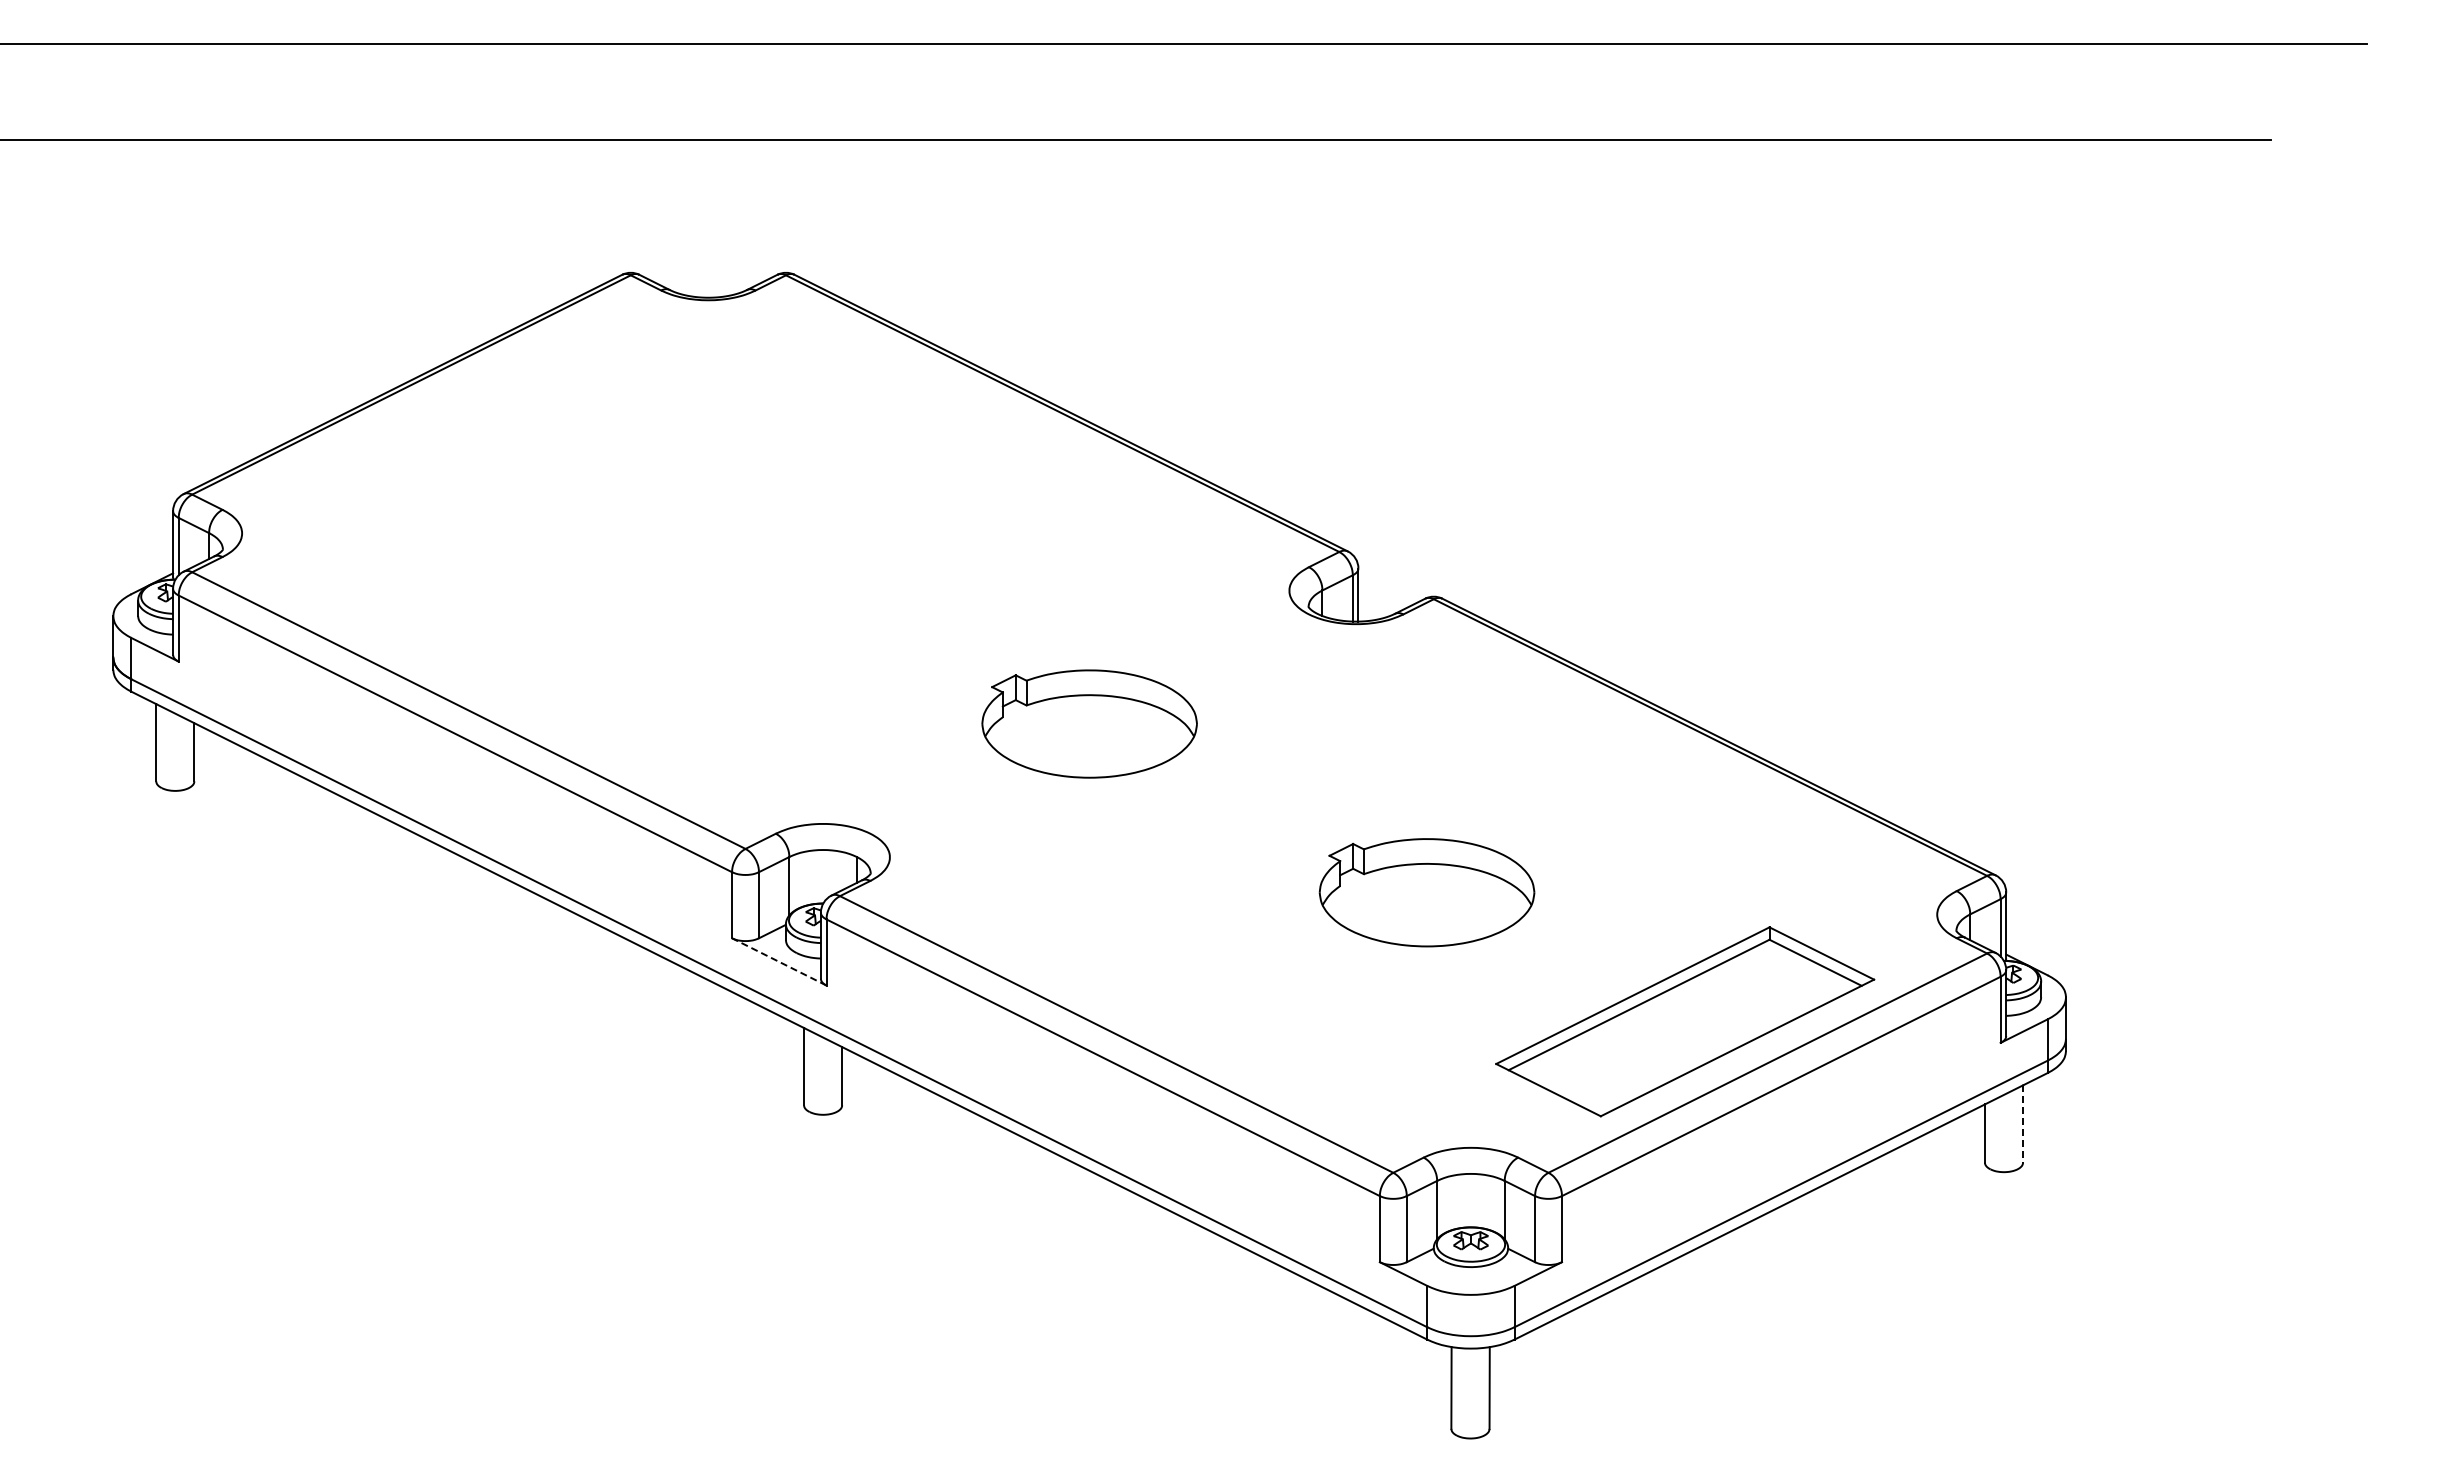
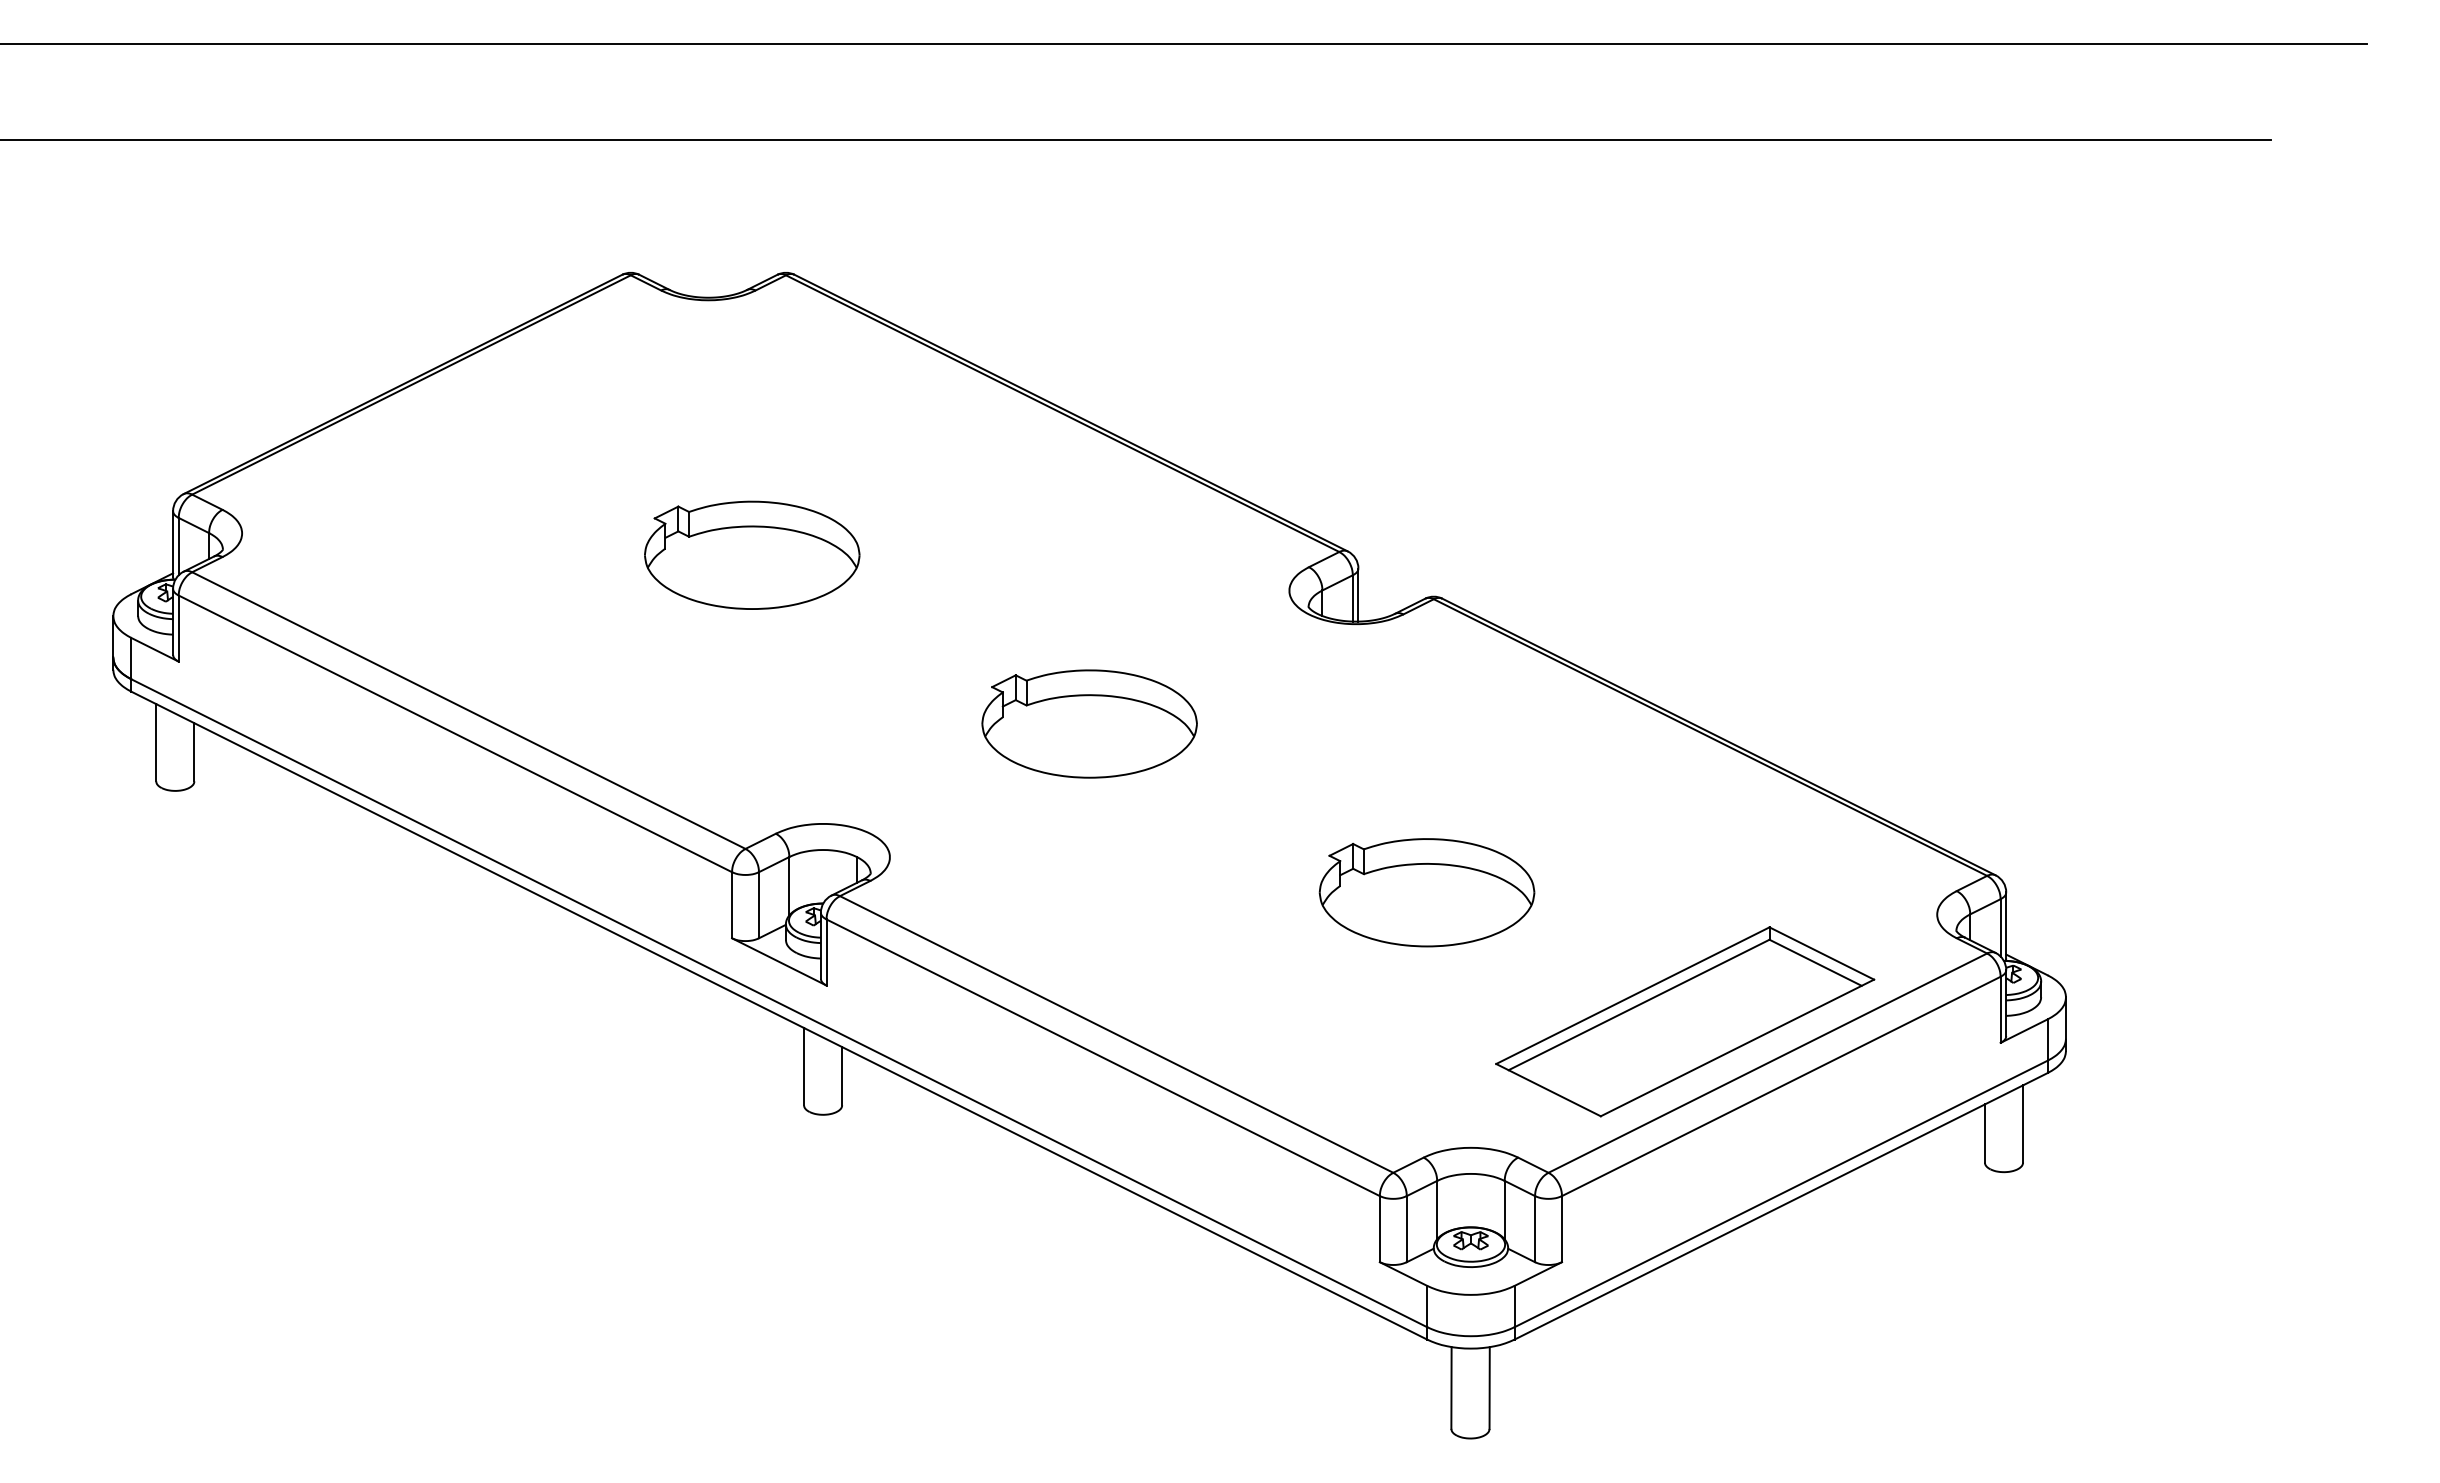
part: none -> present (752, 554)
line: dashed -> solid (779, 961)
line: dashed -> solid (2023, 1123)
